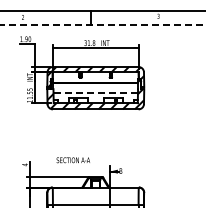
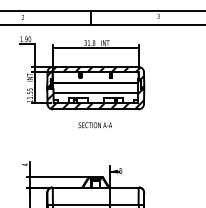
line: dashed -> solid (102, 24)
line: dashed -> solid (96, 93)
text position: (72, 160) -> (94, 125) (94, 125)
